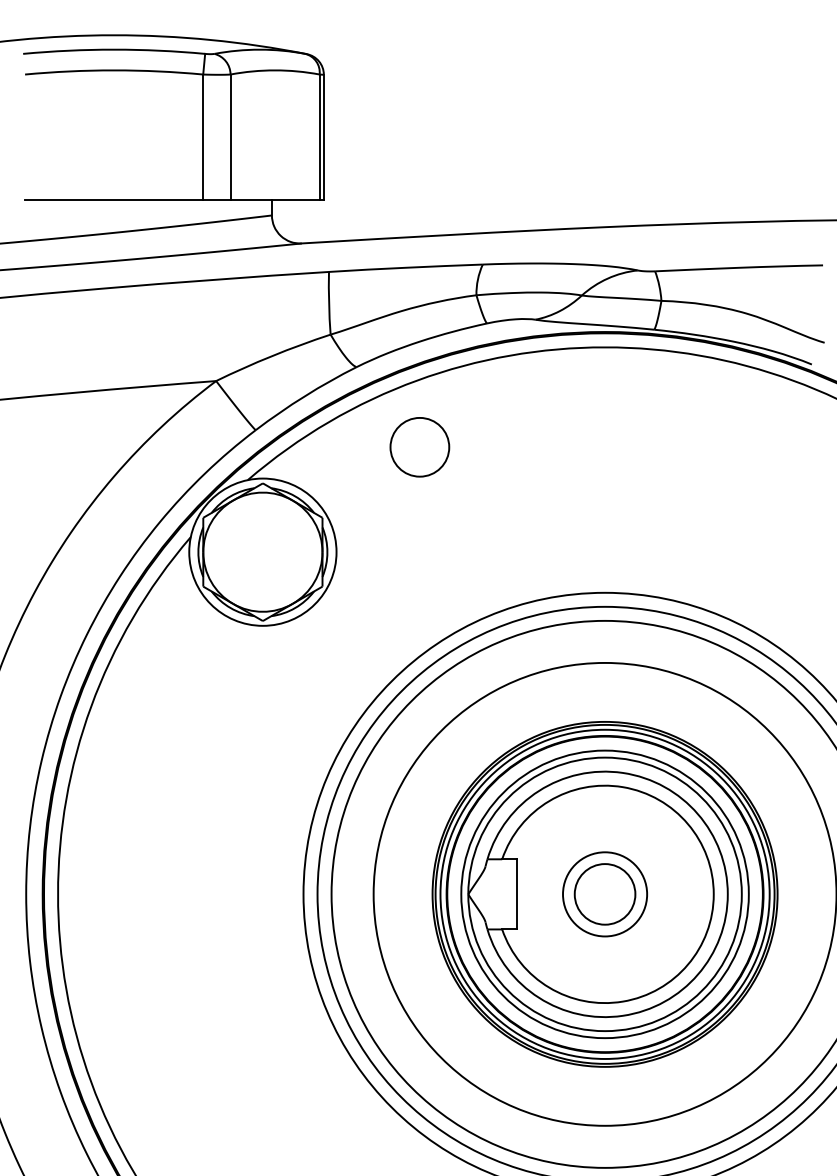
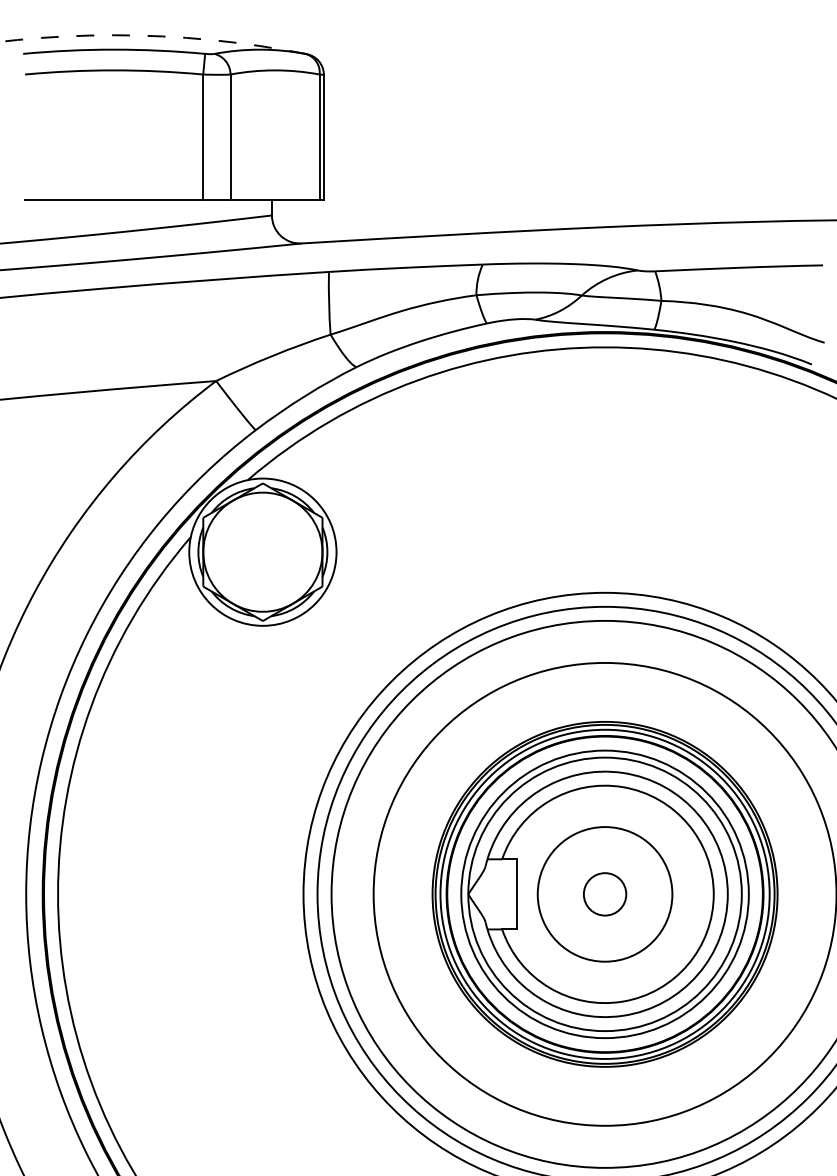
arc: solid -> dashed (153, 36)
circle: present -> none (419, 447)
circle diameter: 61 px -> 42 px (604, 894)
circle diameter: 84 px -> 135 px (604, 894)
